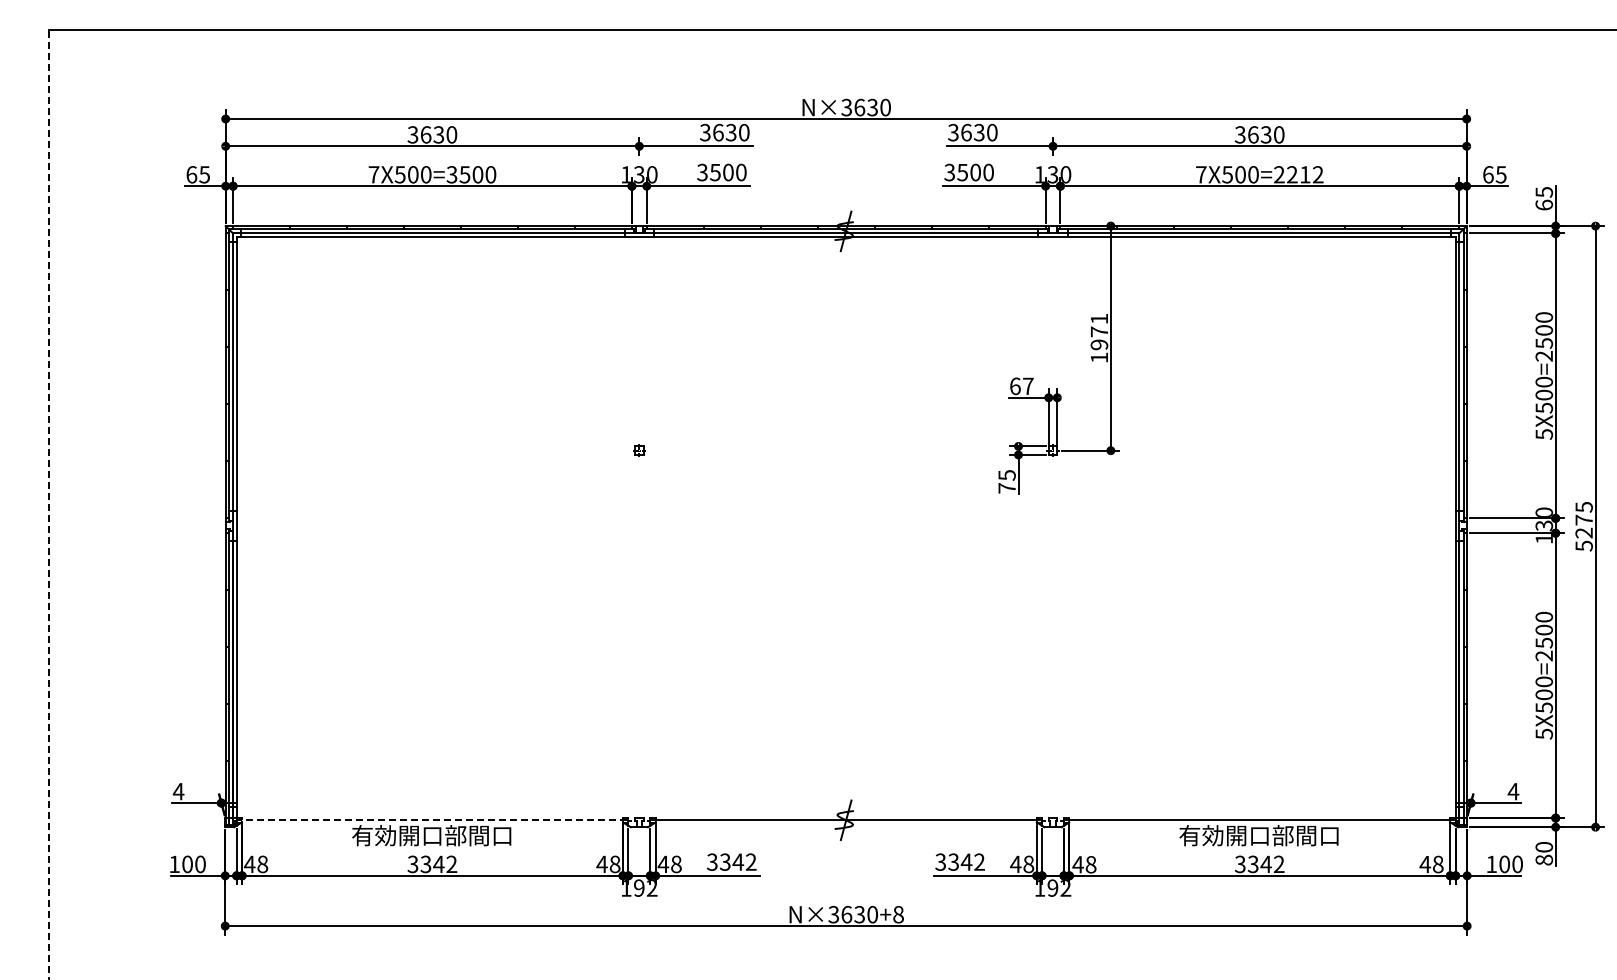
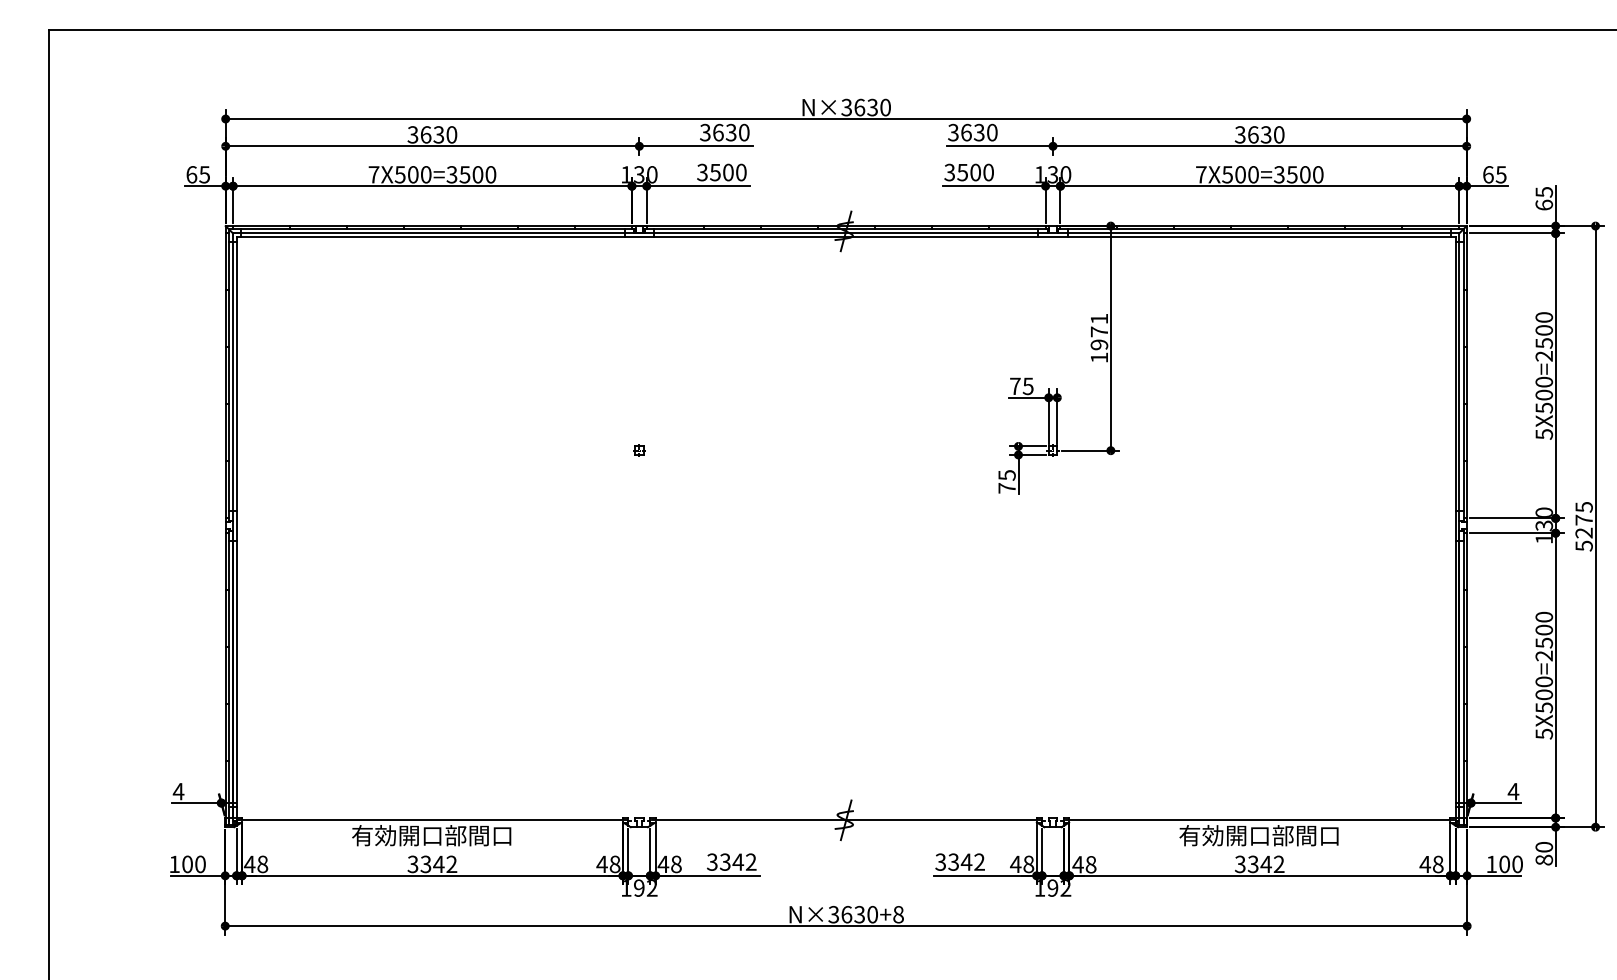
text: 7X500=2212 -> 7X500=3500 (1298, 174)
text: 67 -> 75 (1021, 386)
line: dashed -> solid (48, 504)
line: dashed -> solid (432, 820)
